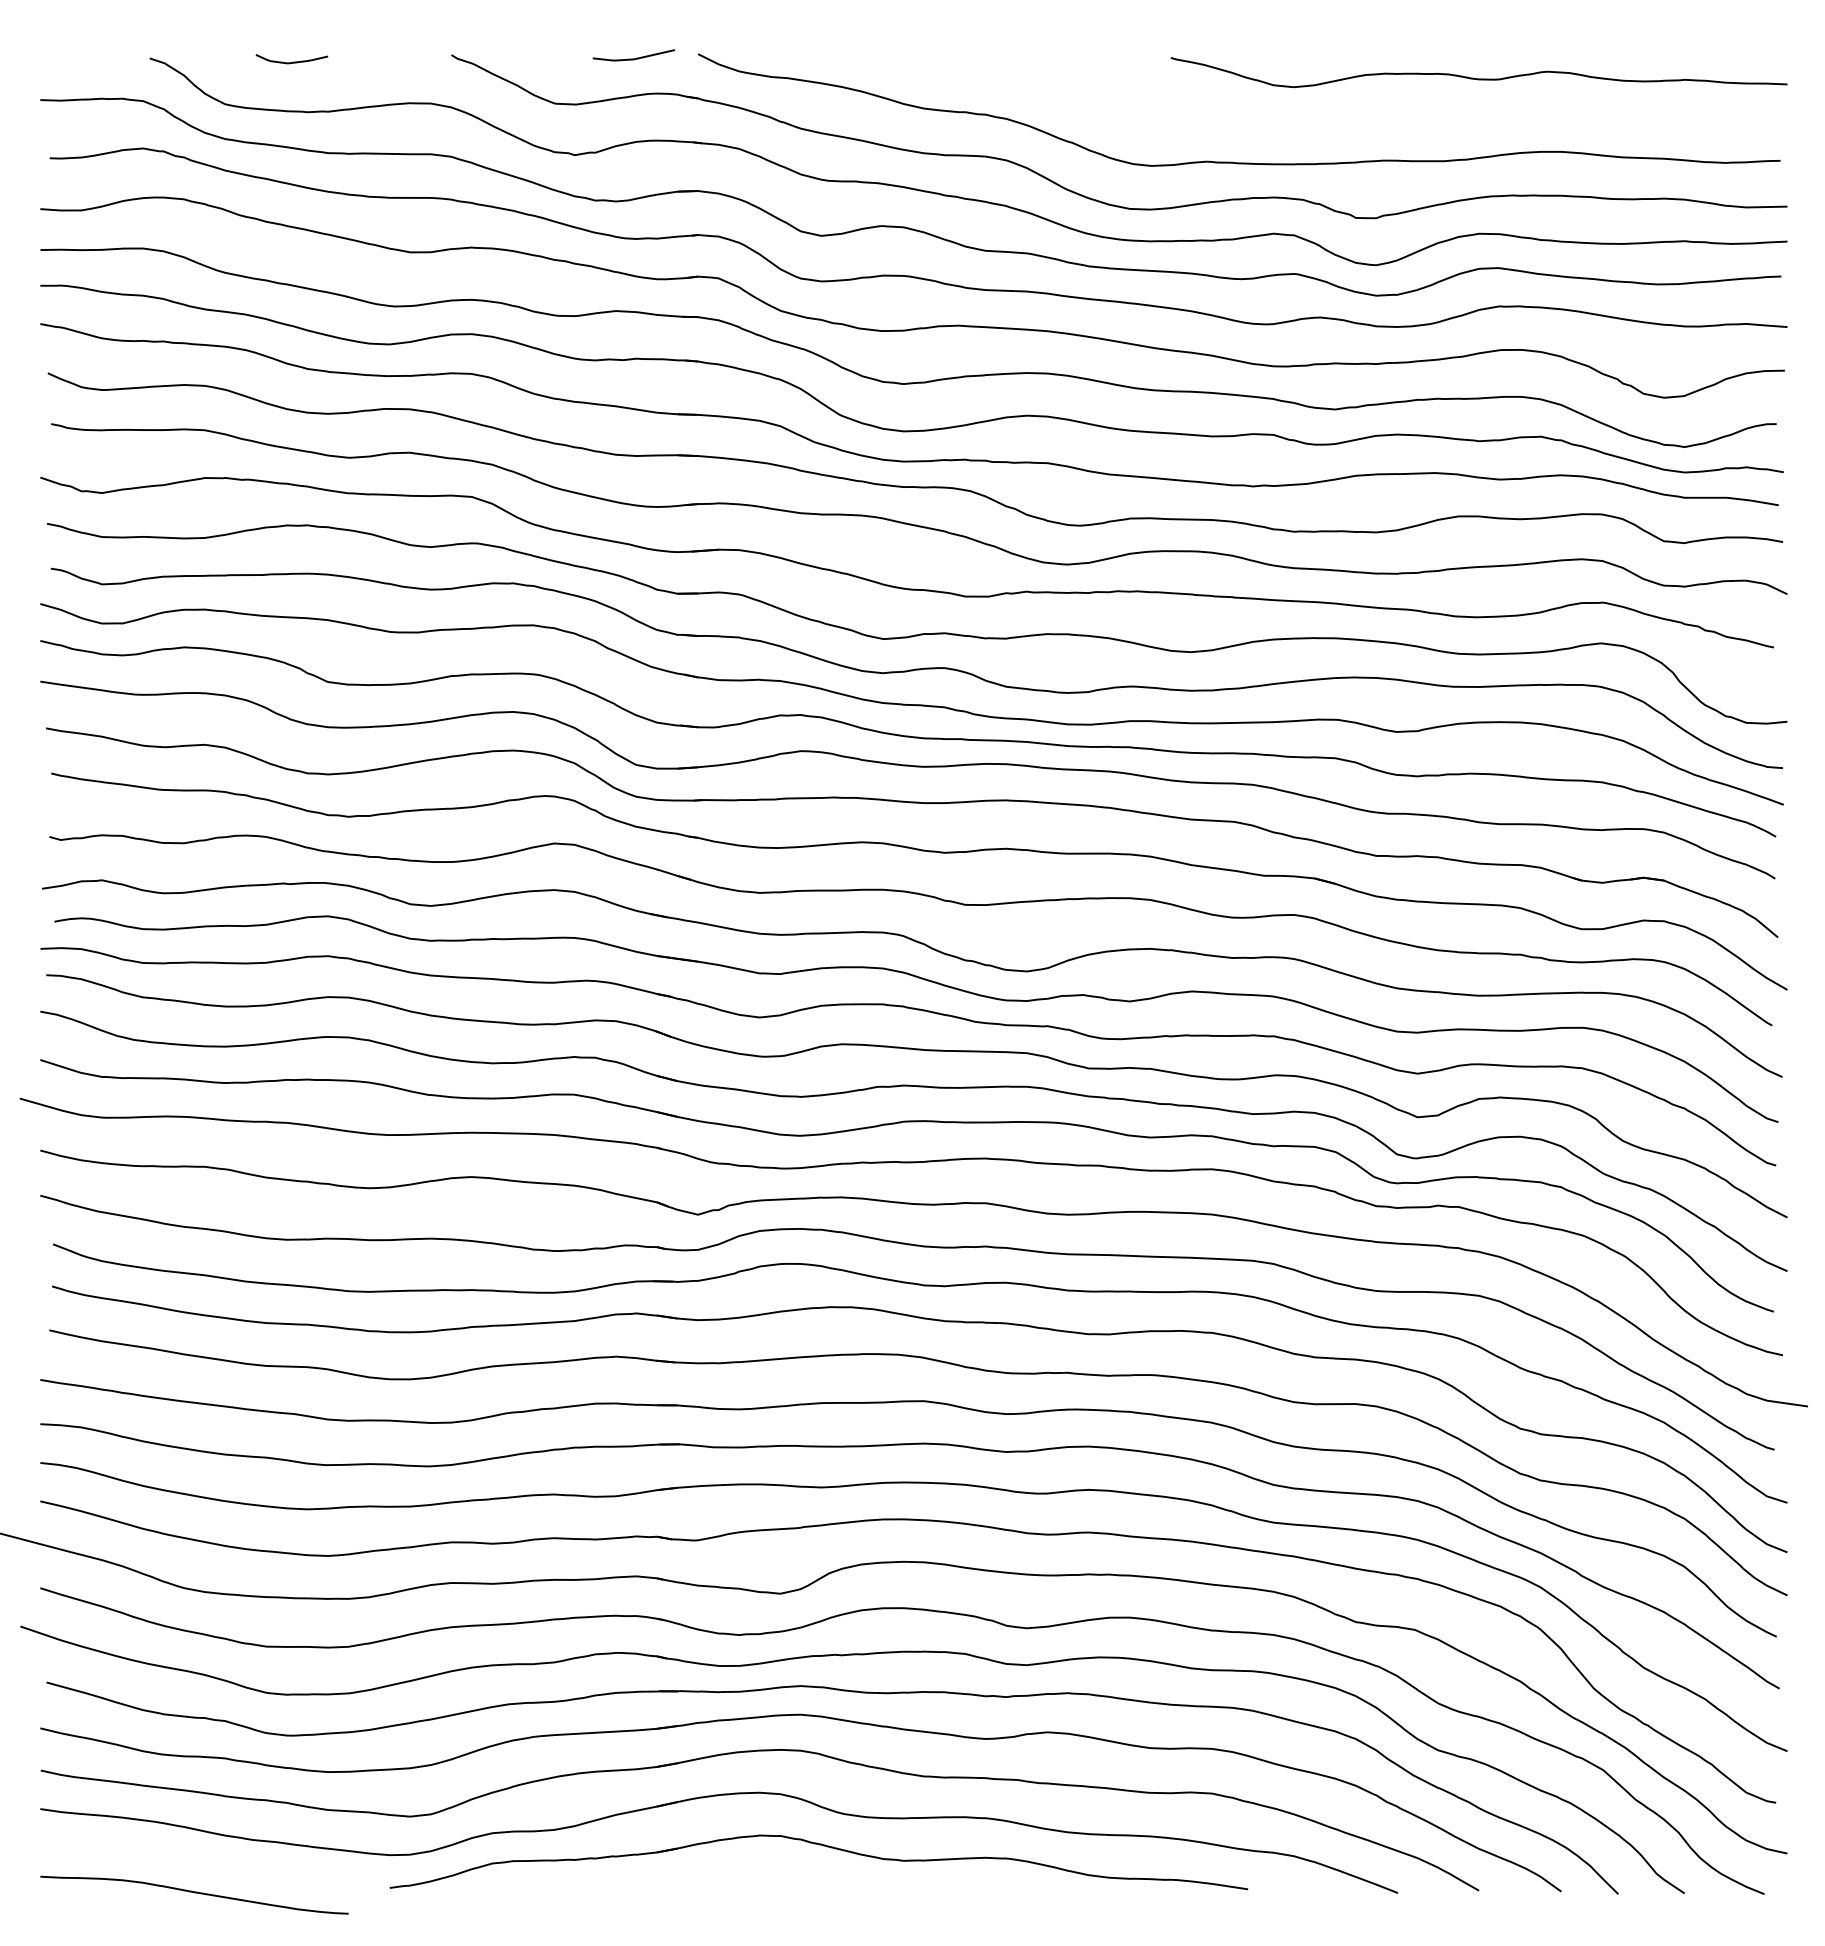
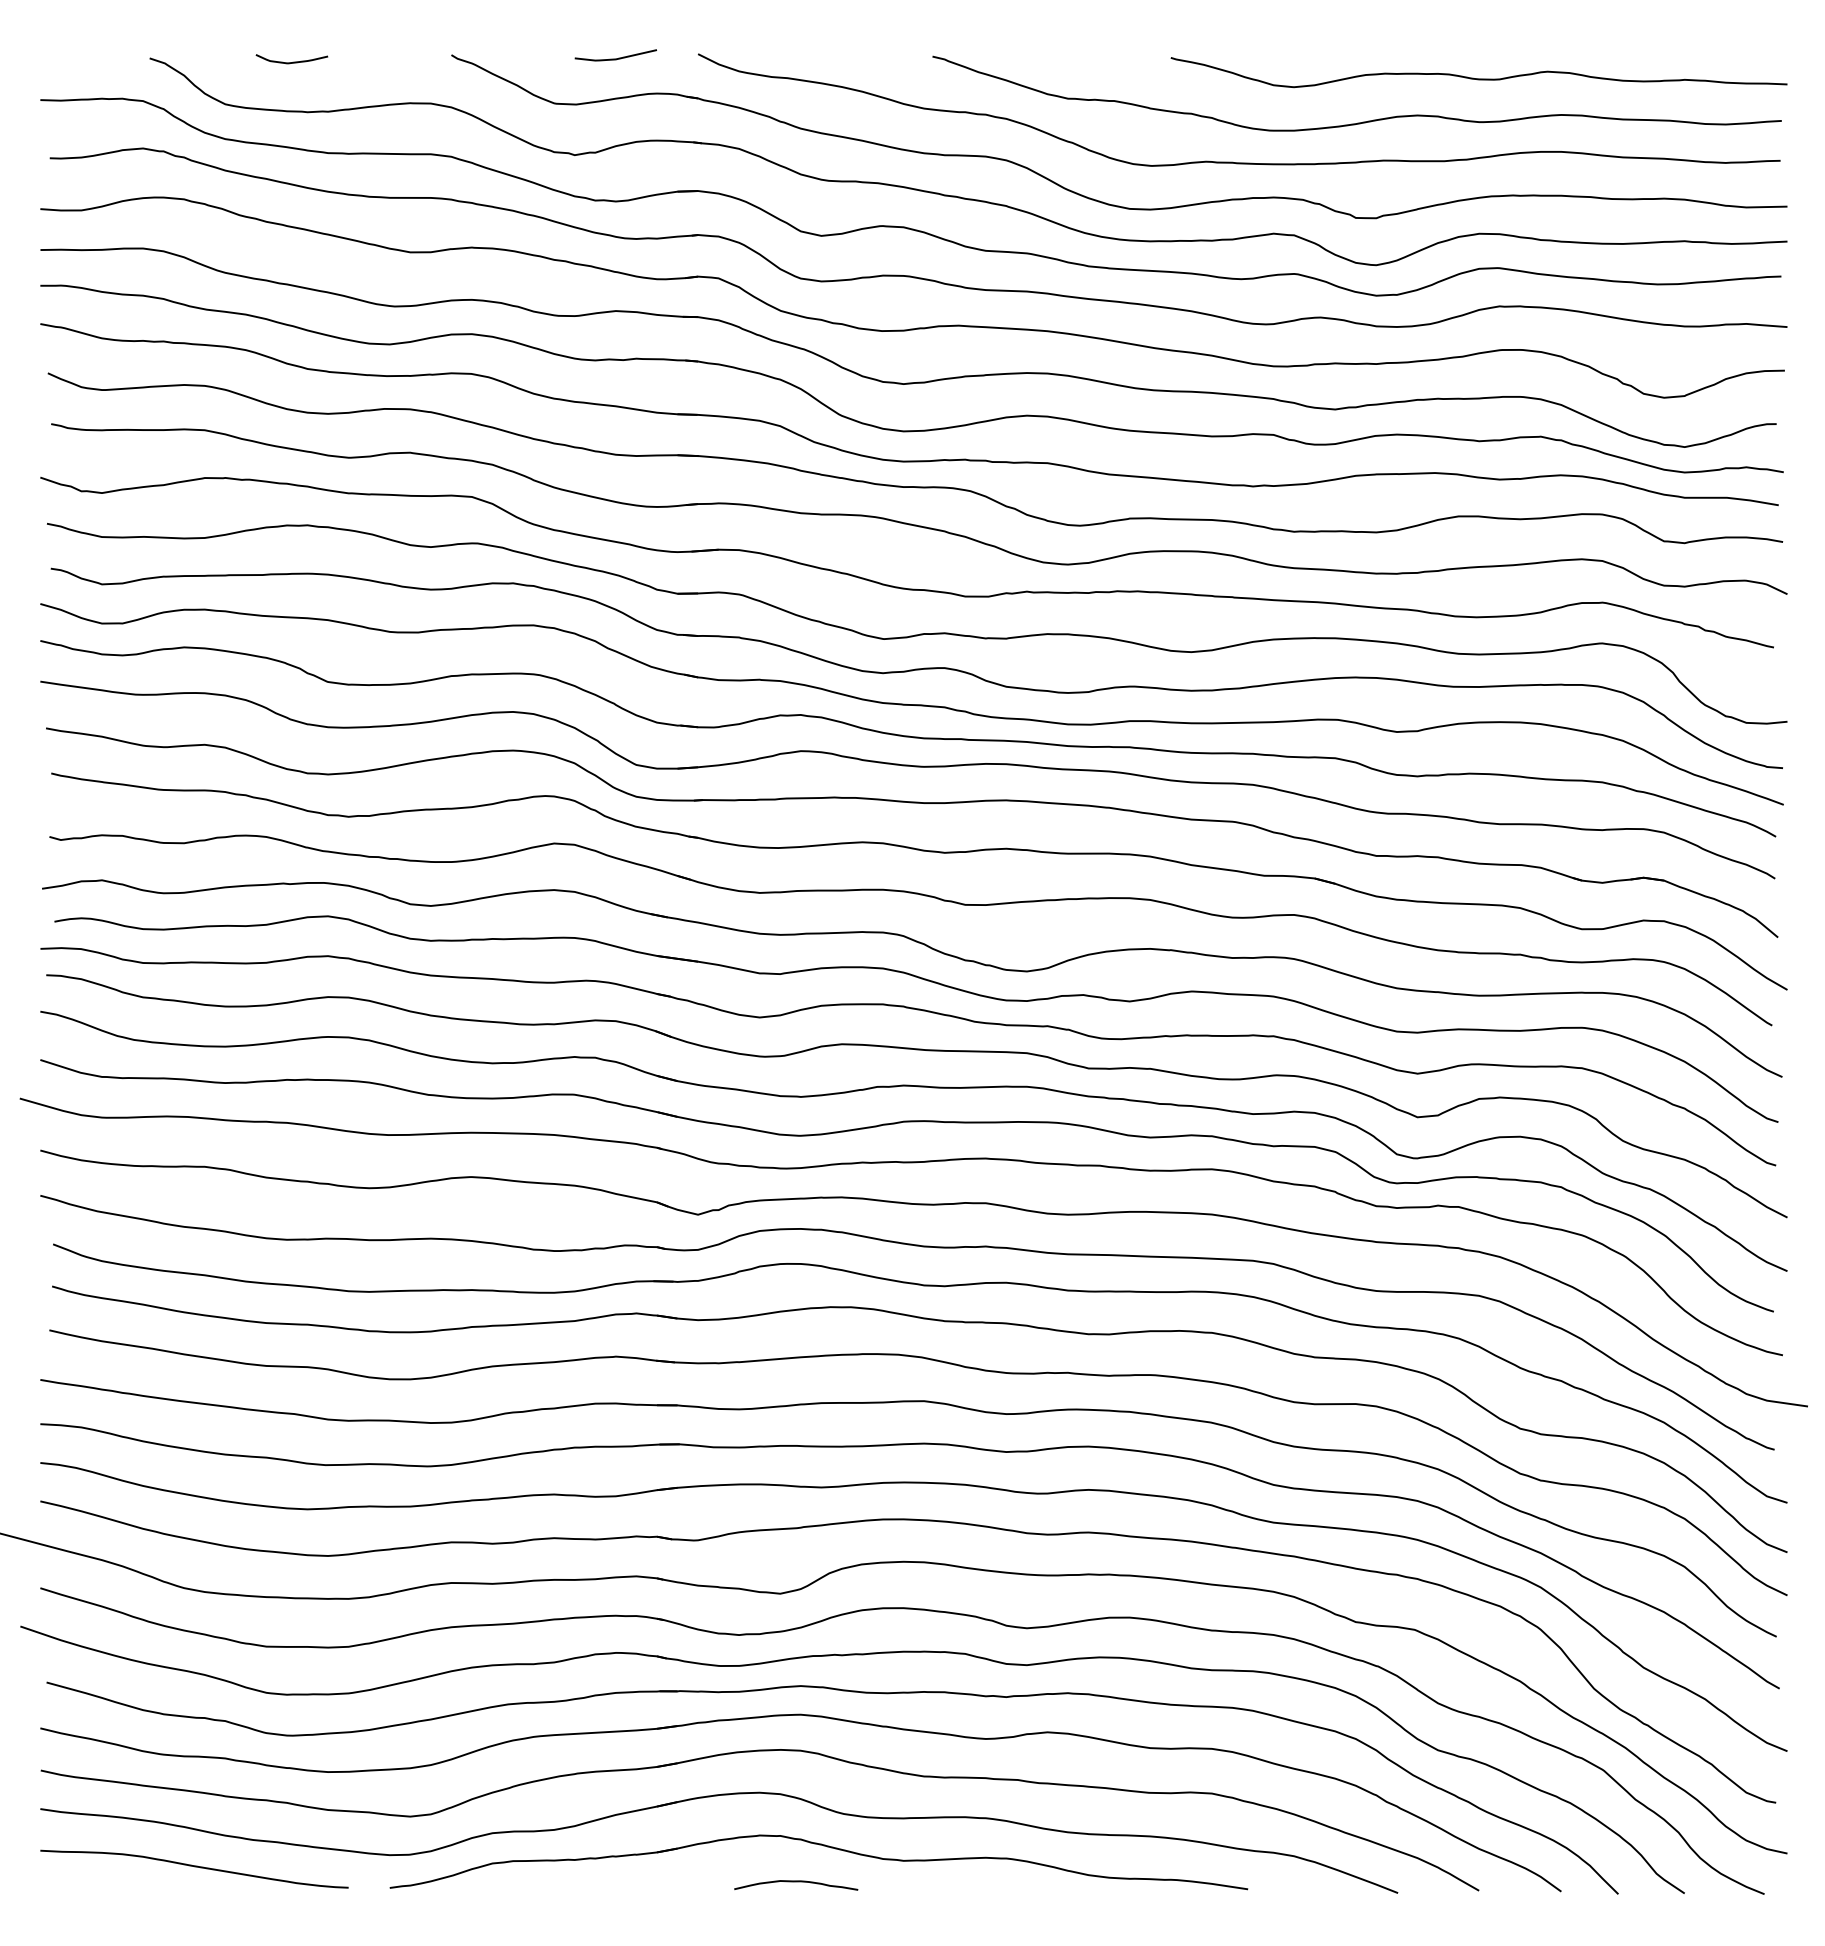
line position: (633, 58) -> (615, 58) (615, 58)
curve: none -> present (1362, 121)
curve: none -> present (796, 1882)
curve position: (194, 1893) -> (194, 1867) (194, 1867)
